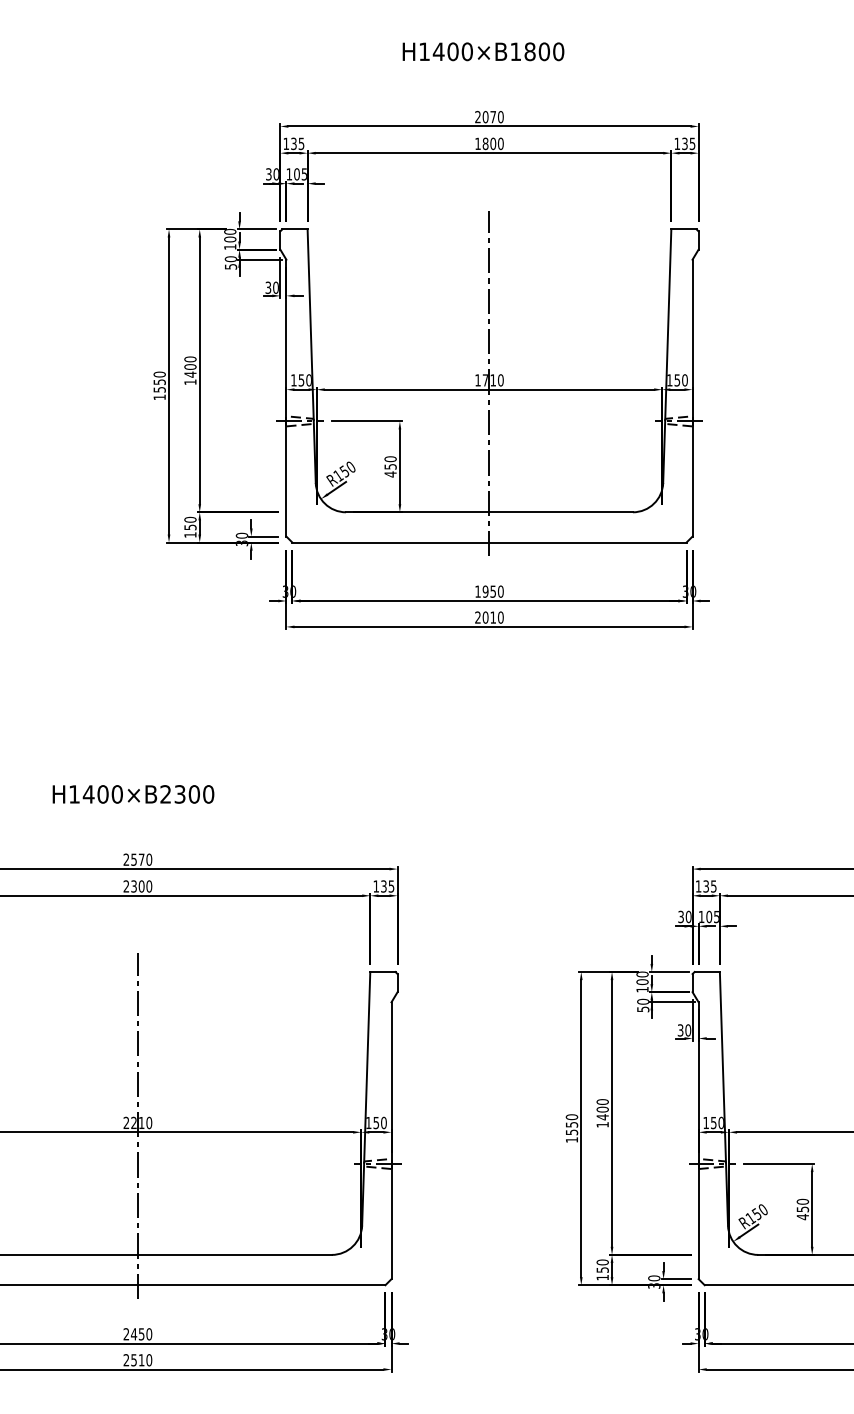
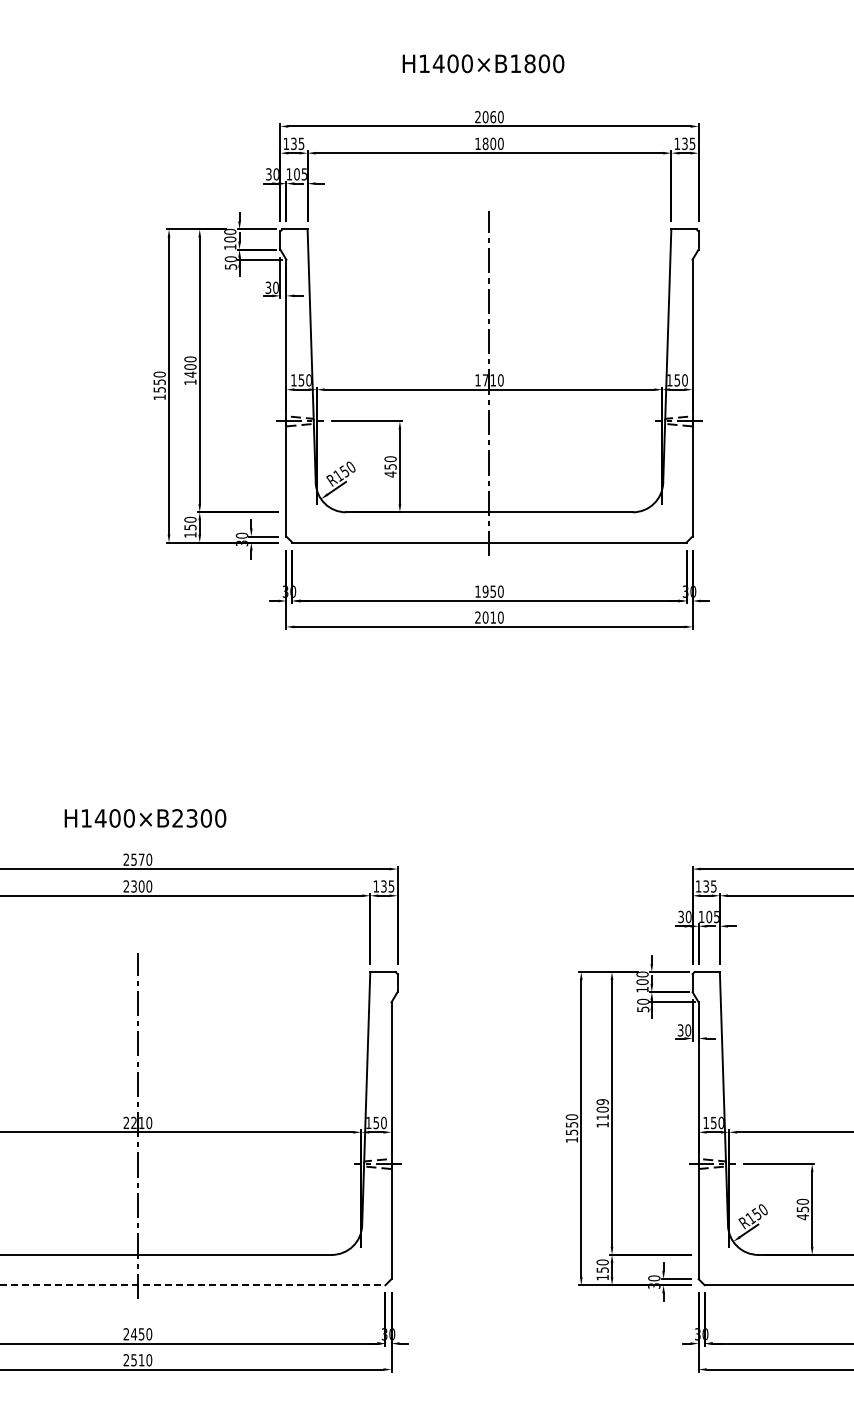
text position: (483, 51) -> (483, 63) (483, 63)
text: 2070 -> 2060 (493, 117)
text position: (133, 794) -> (145, 818) (145, 818)
text: 1400 -> 1109 (602, 1109)
line: solid -> dashed (192, 1285)
